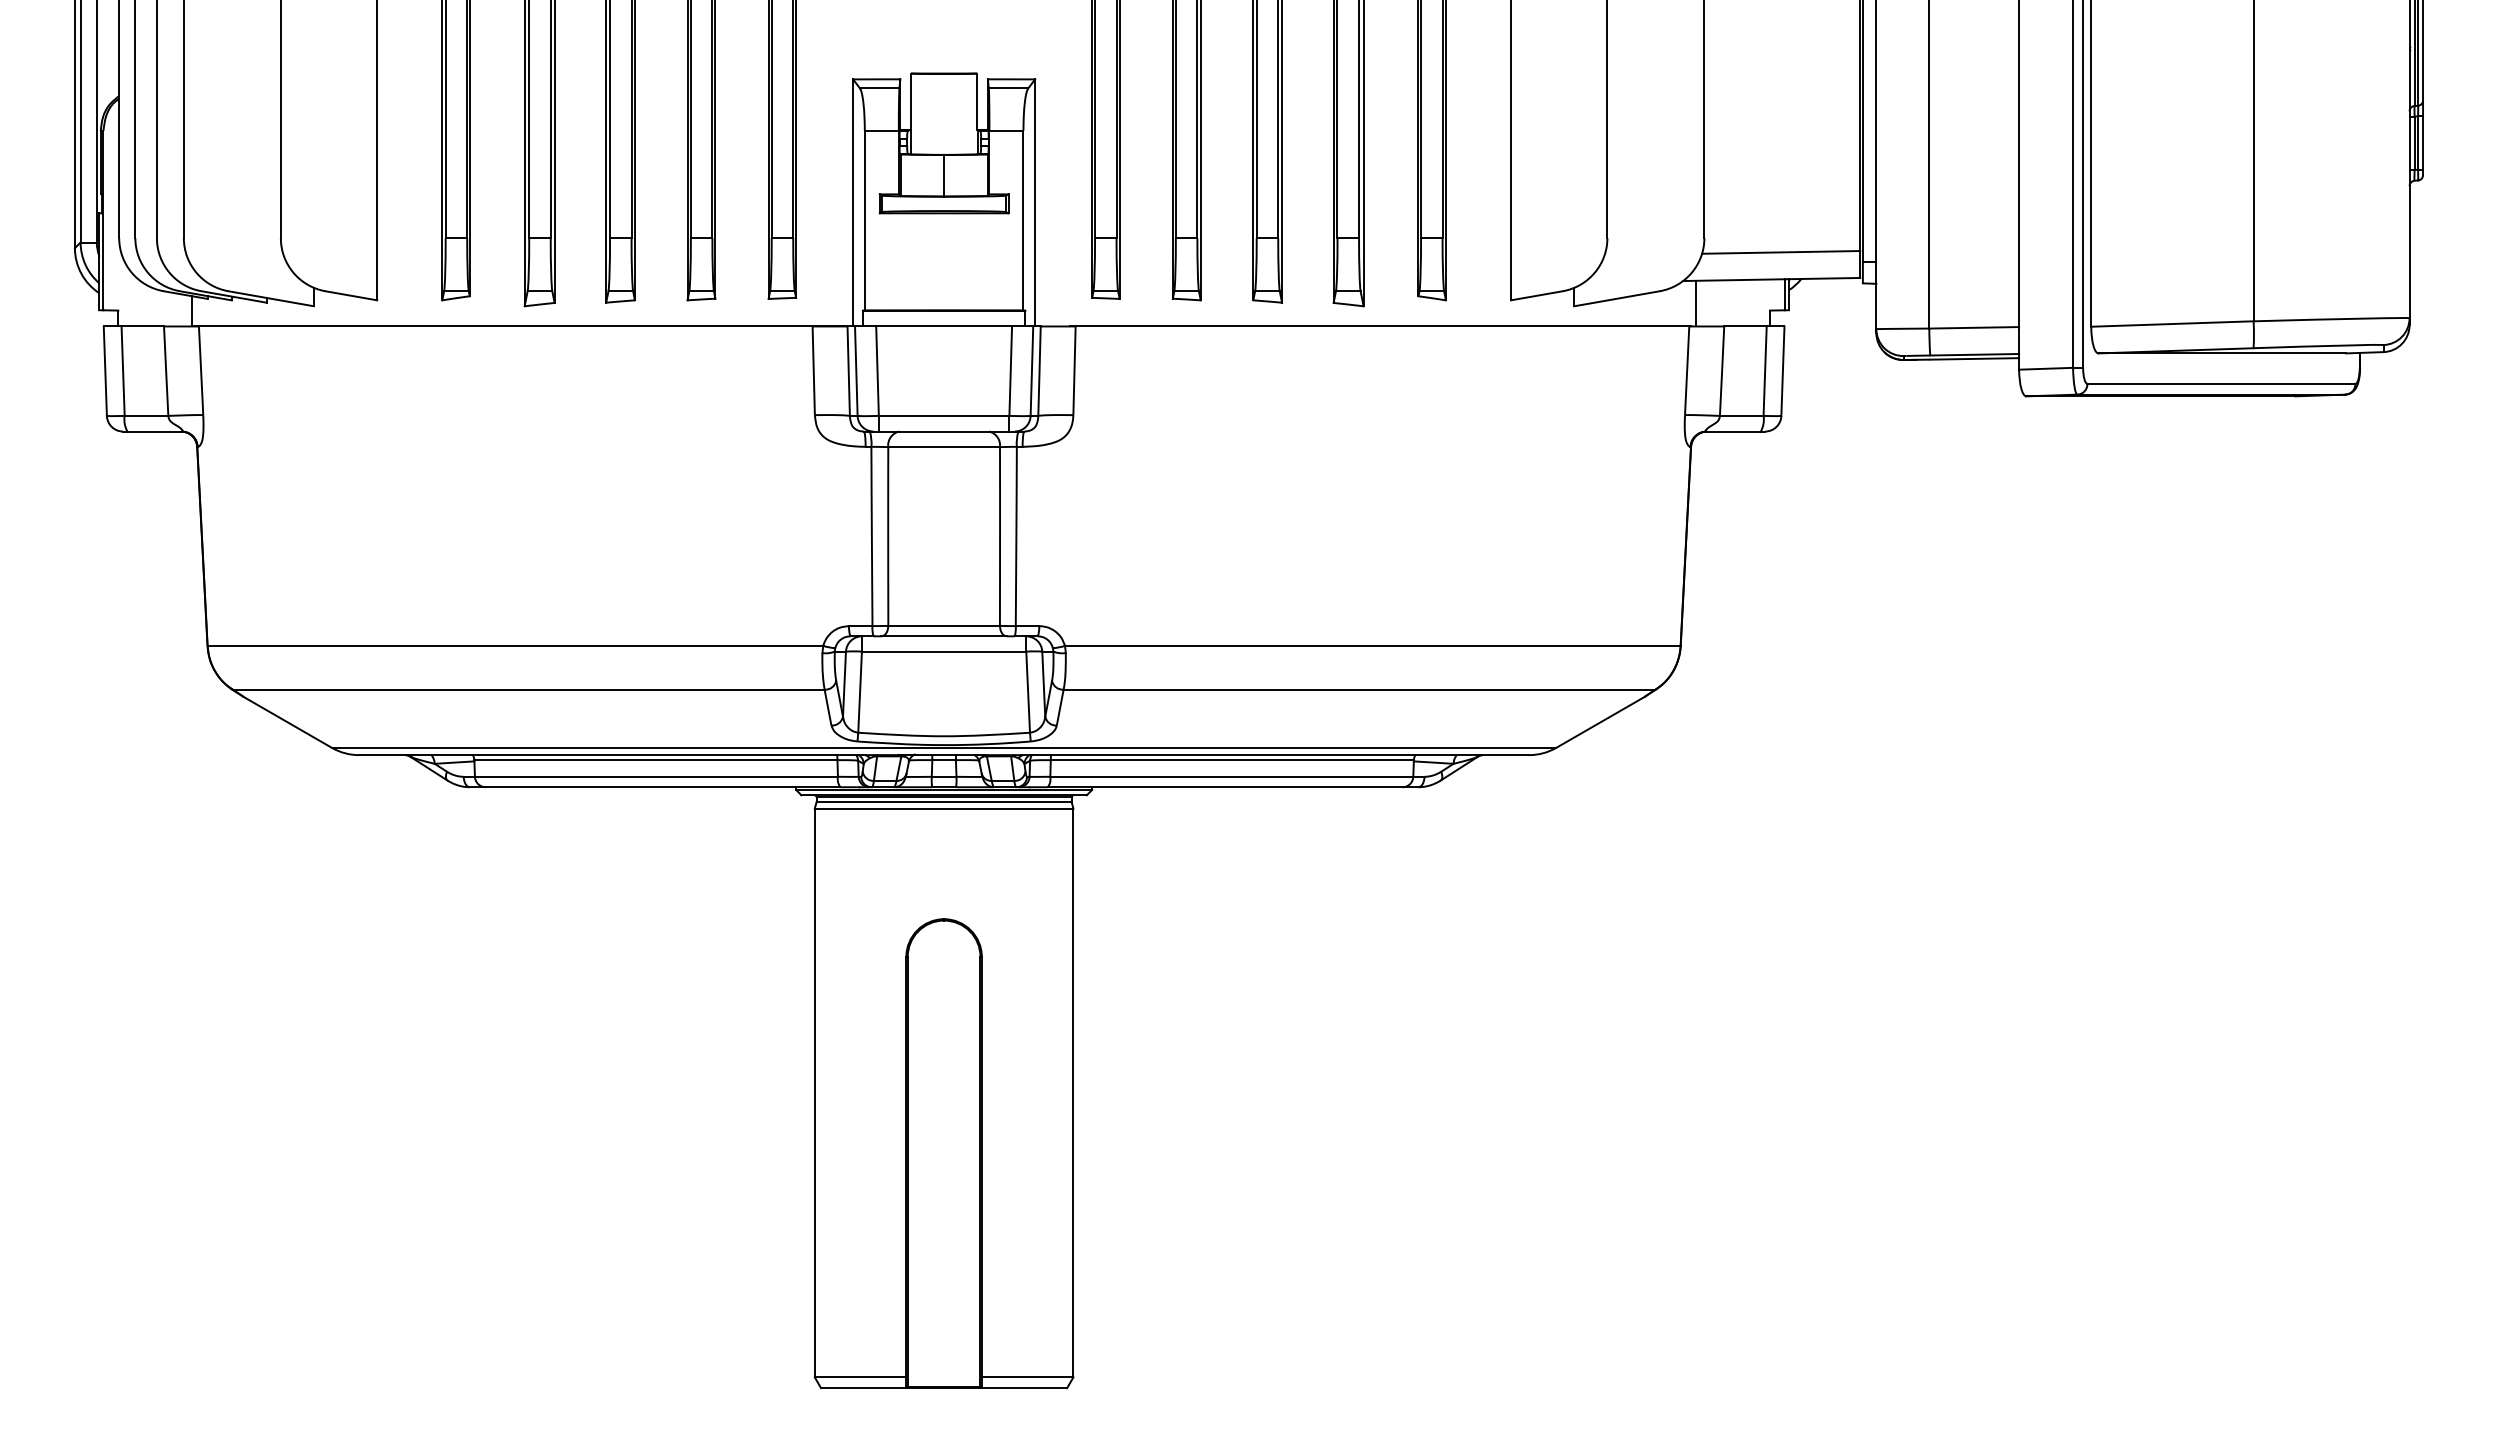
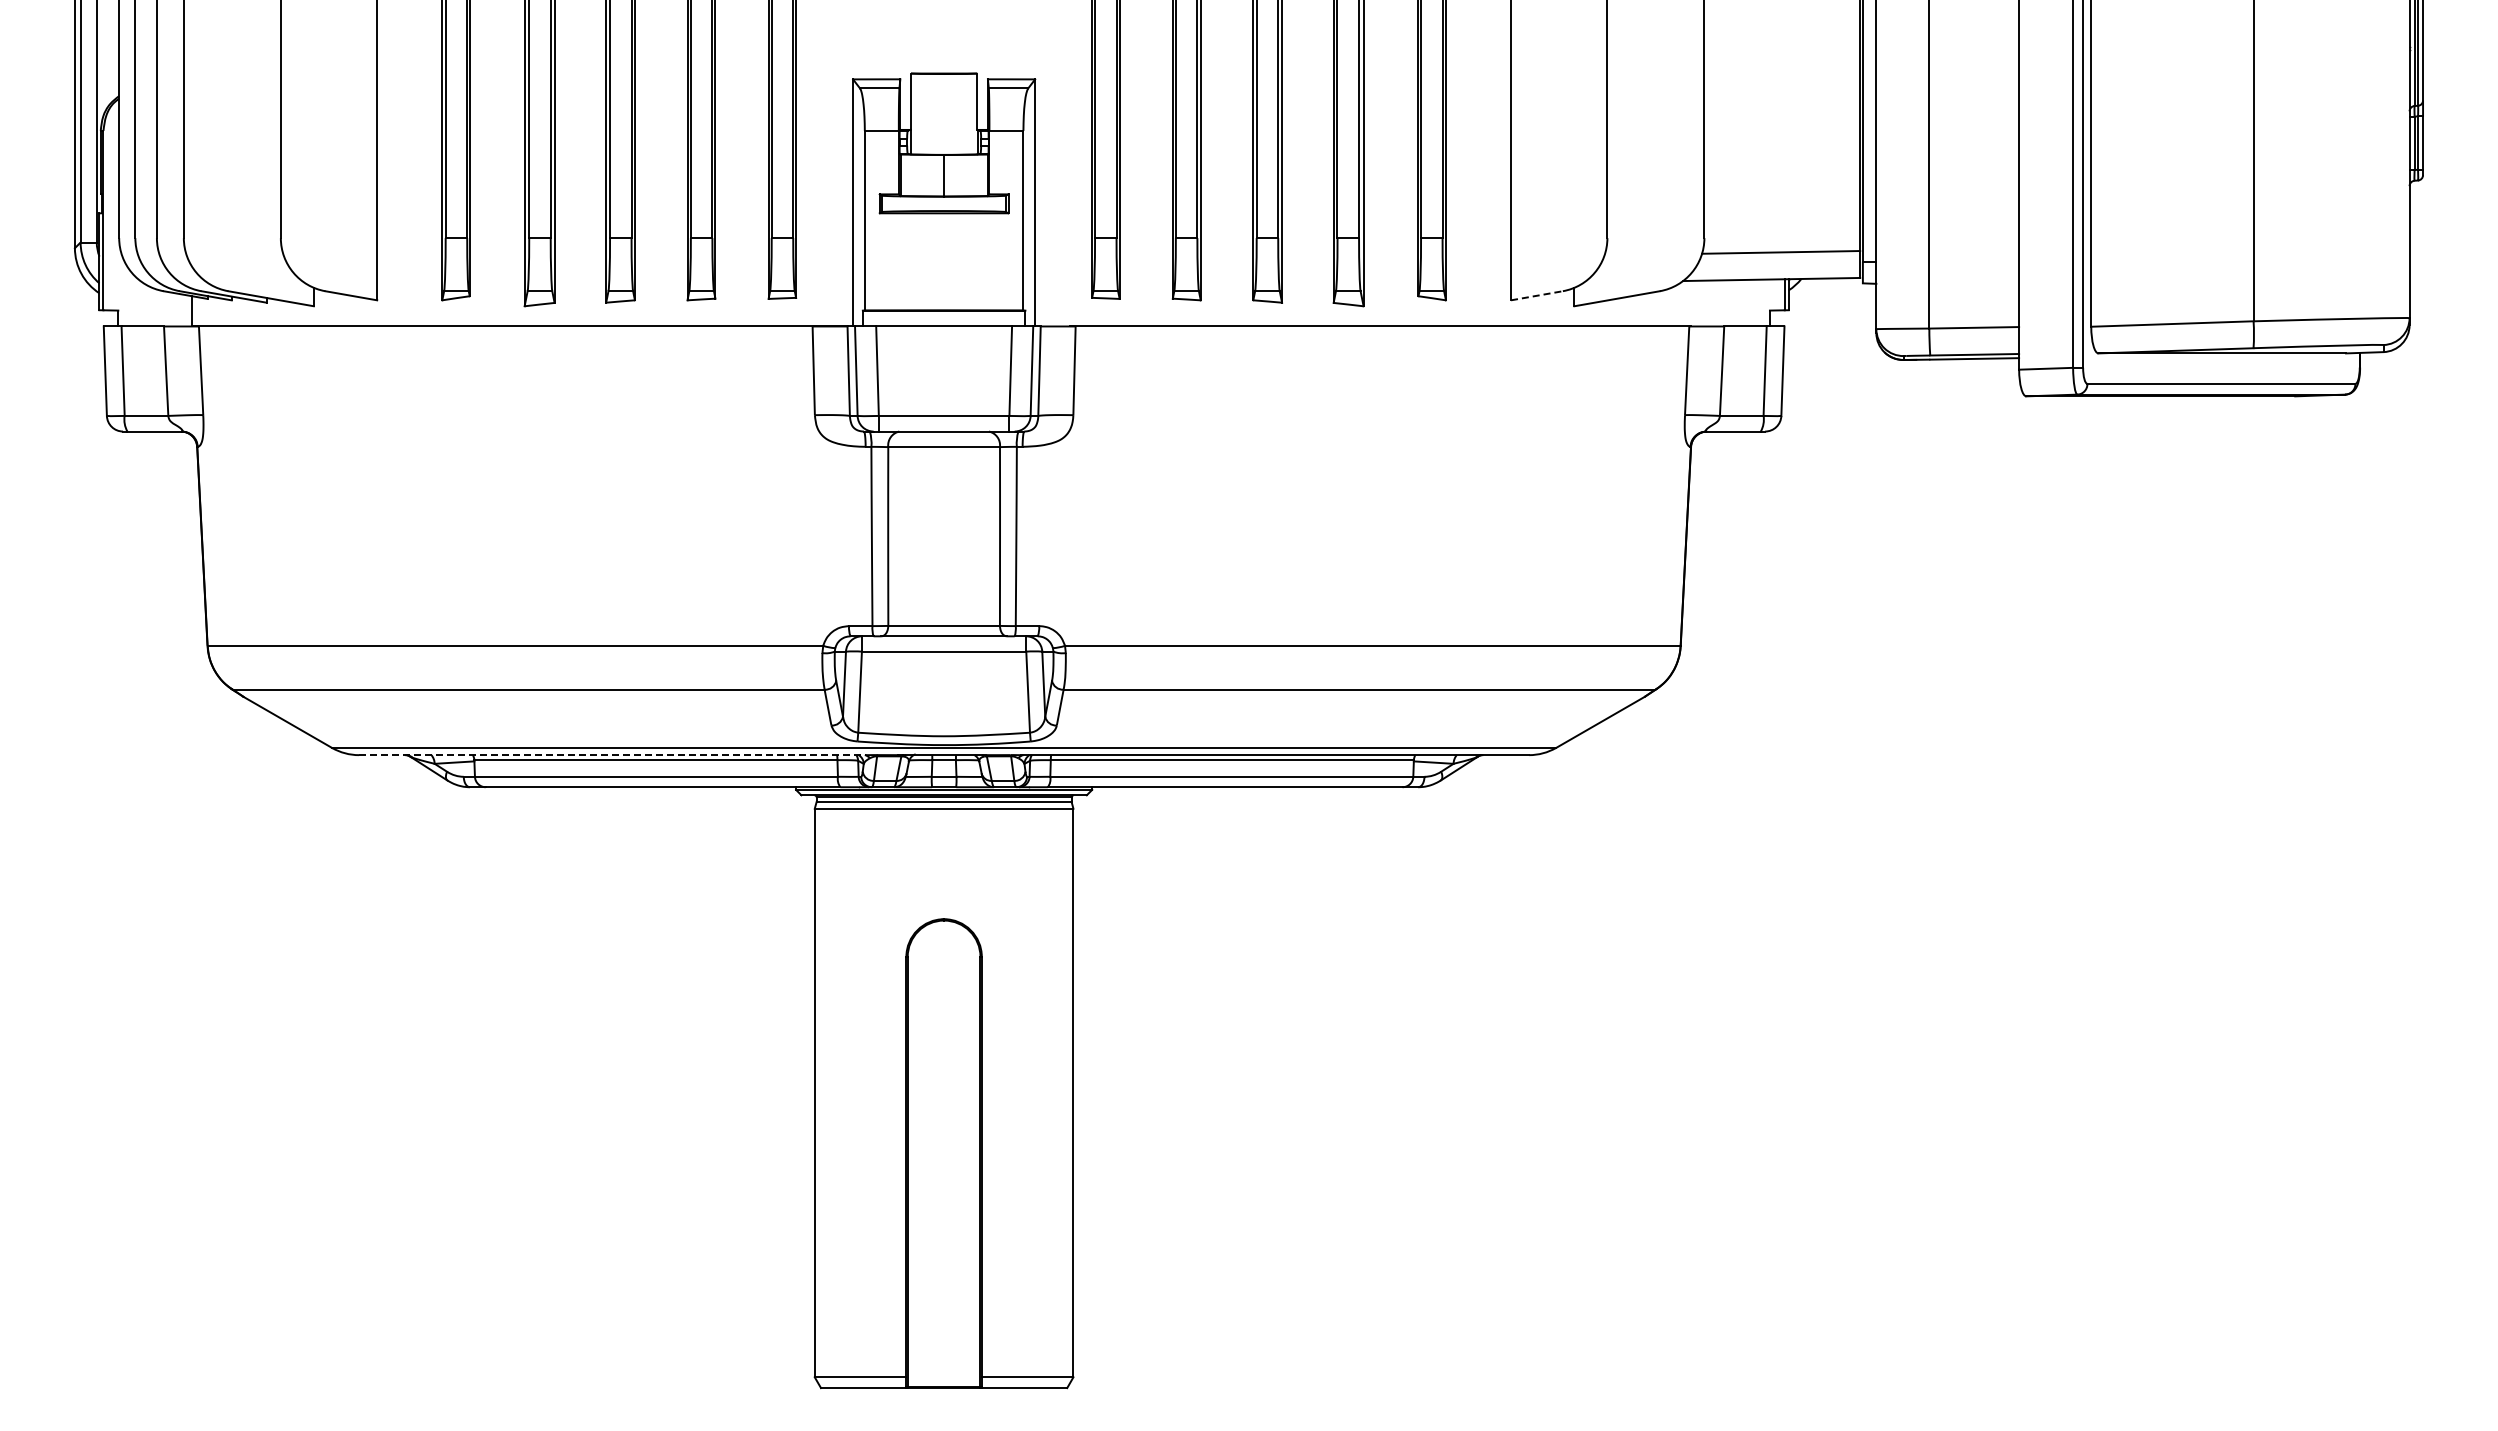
line: solid -> dashed (1537, 295)
line: present -> none (1695, 303)
line: solid -> dashed (612, 755)
